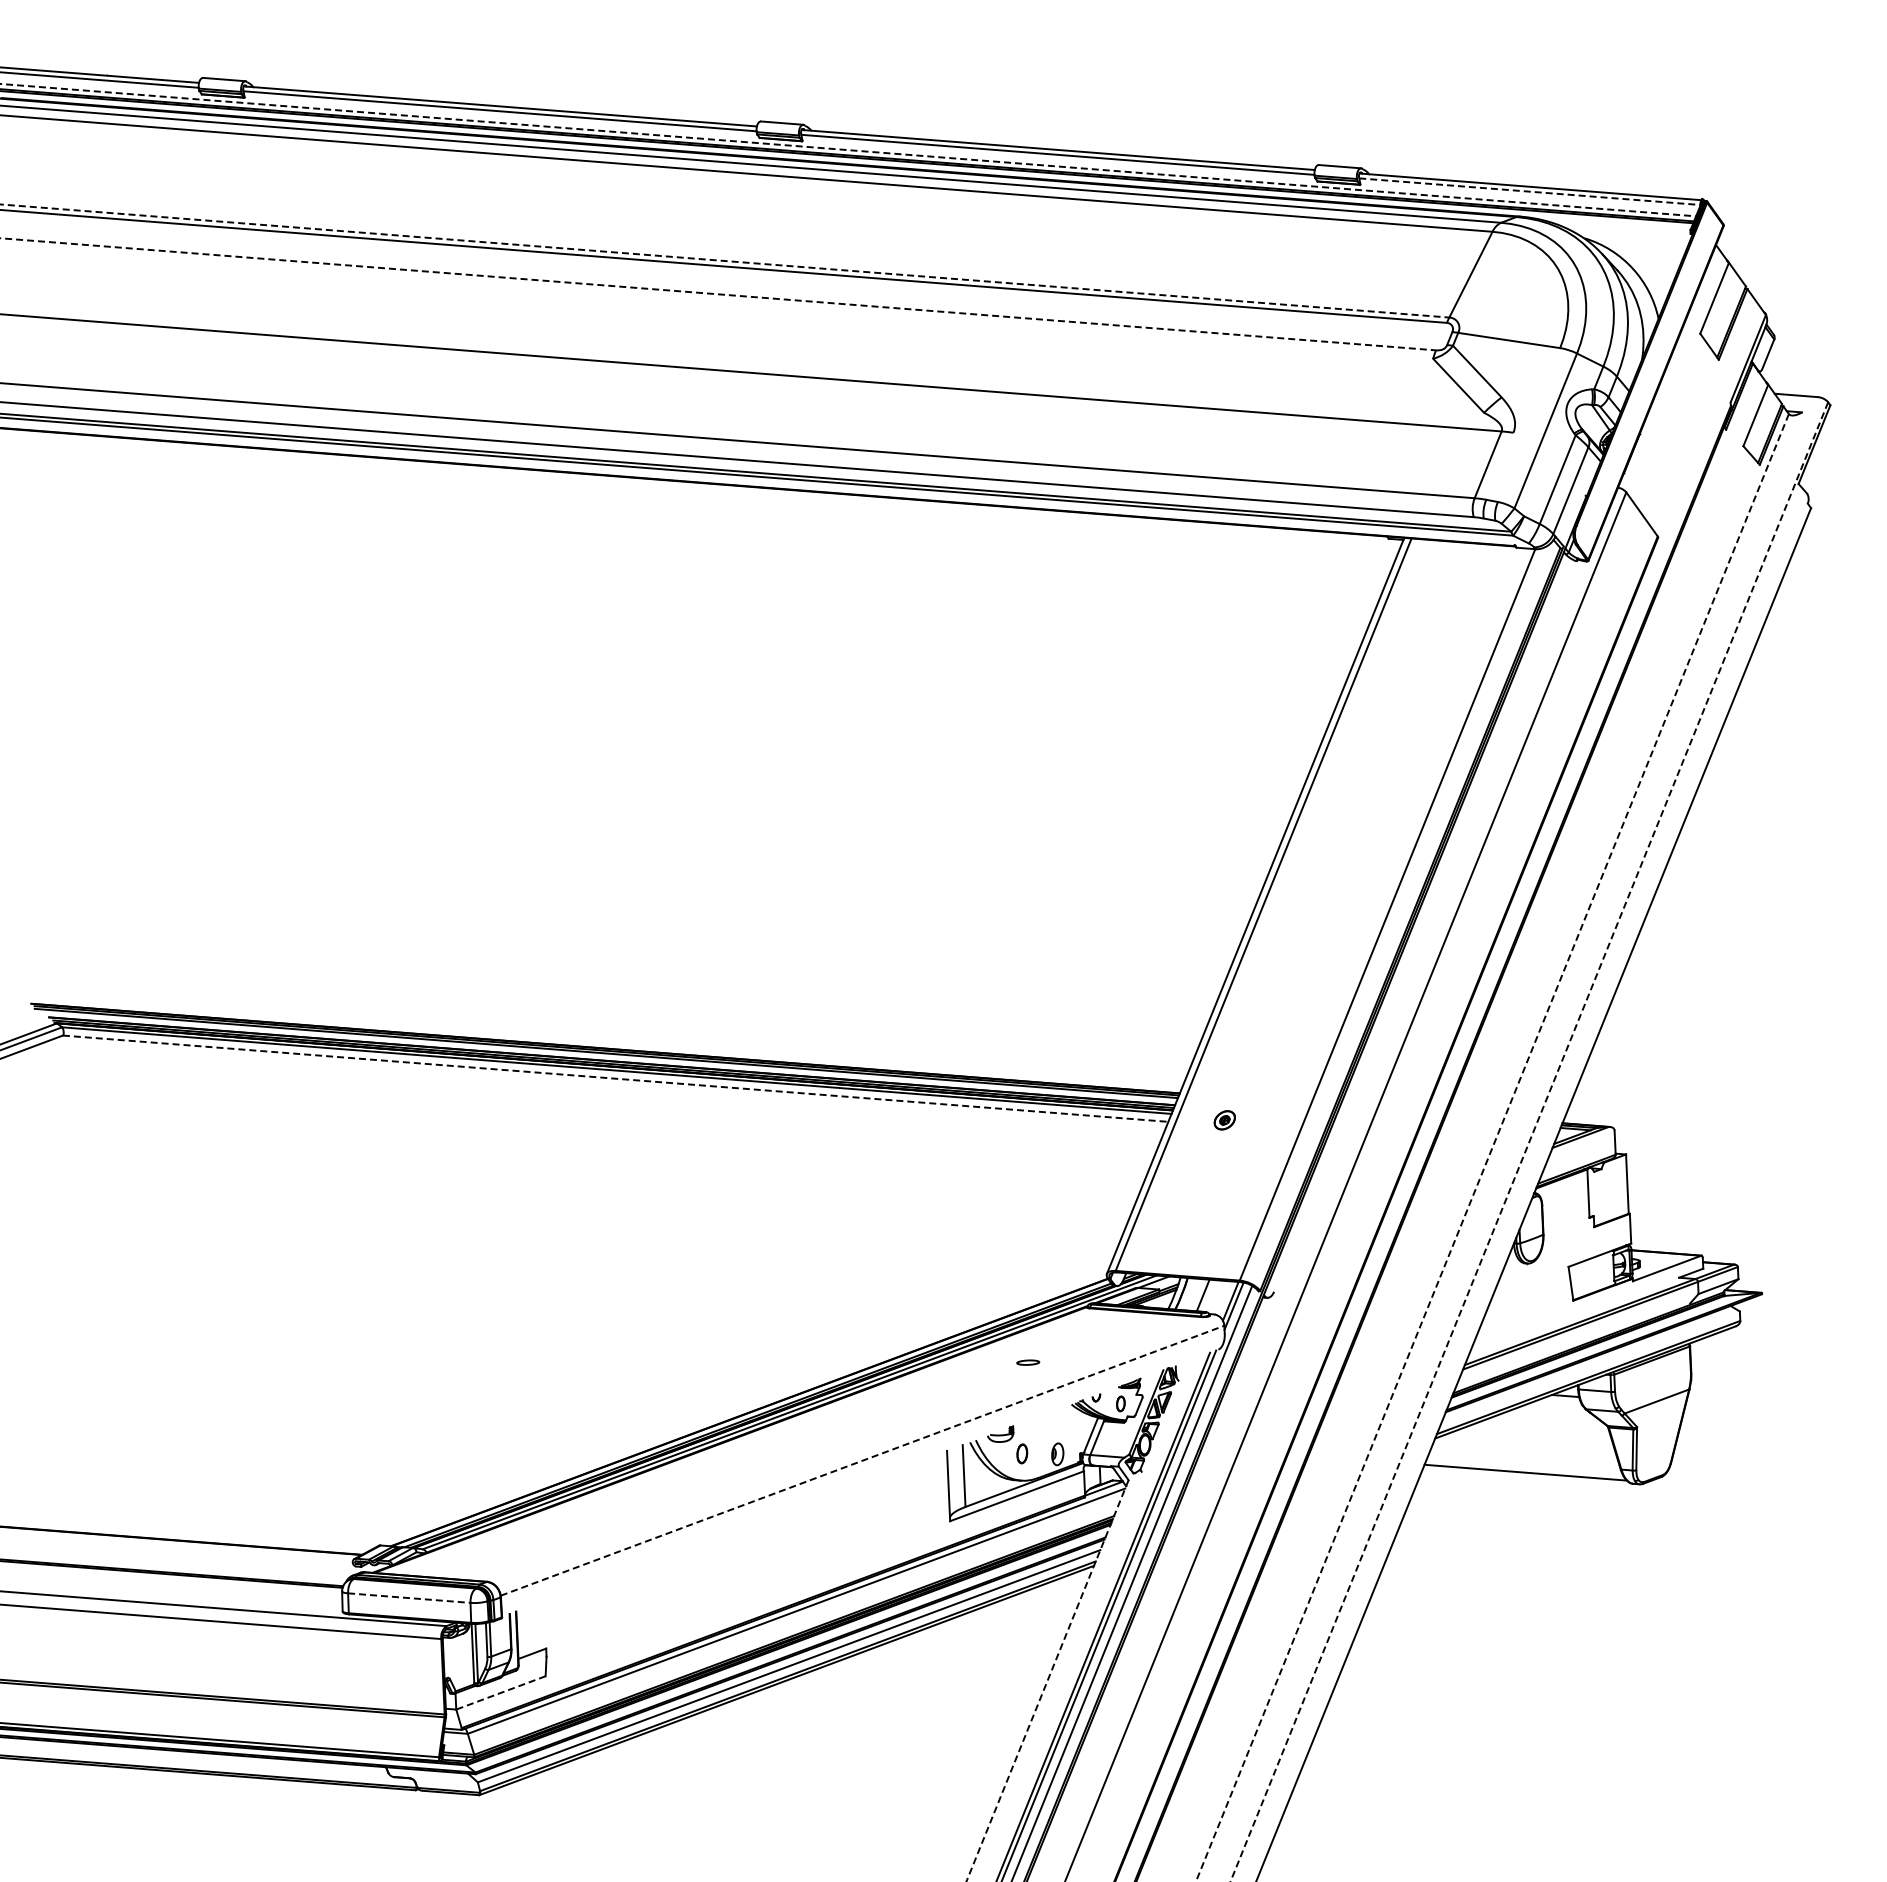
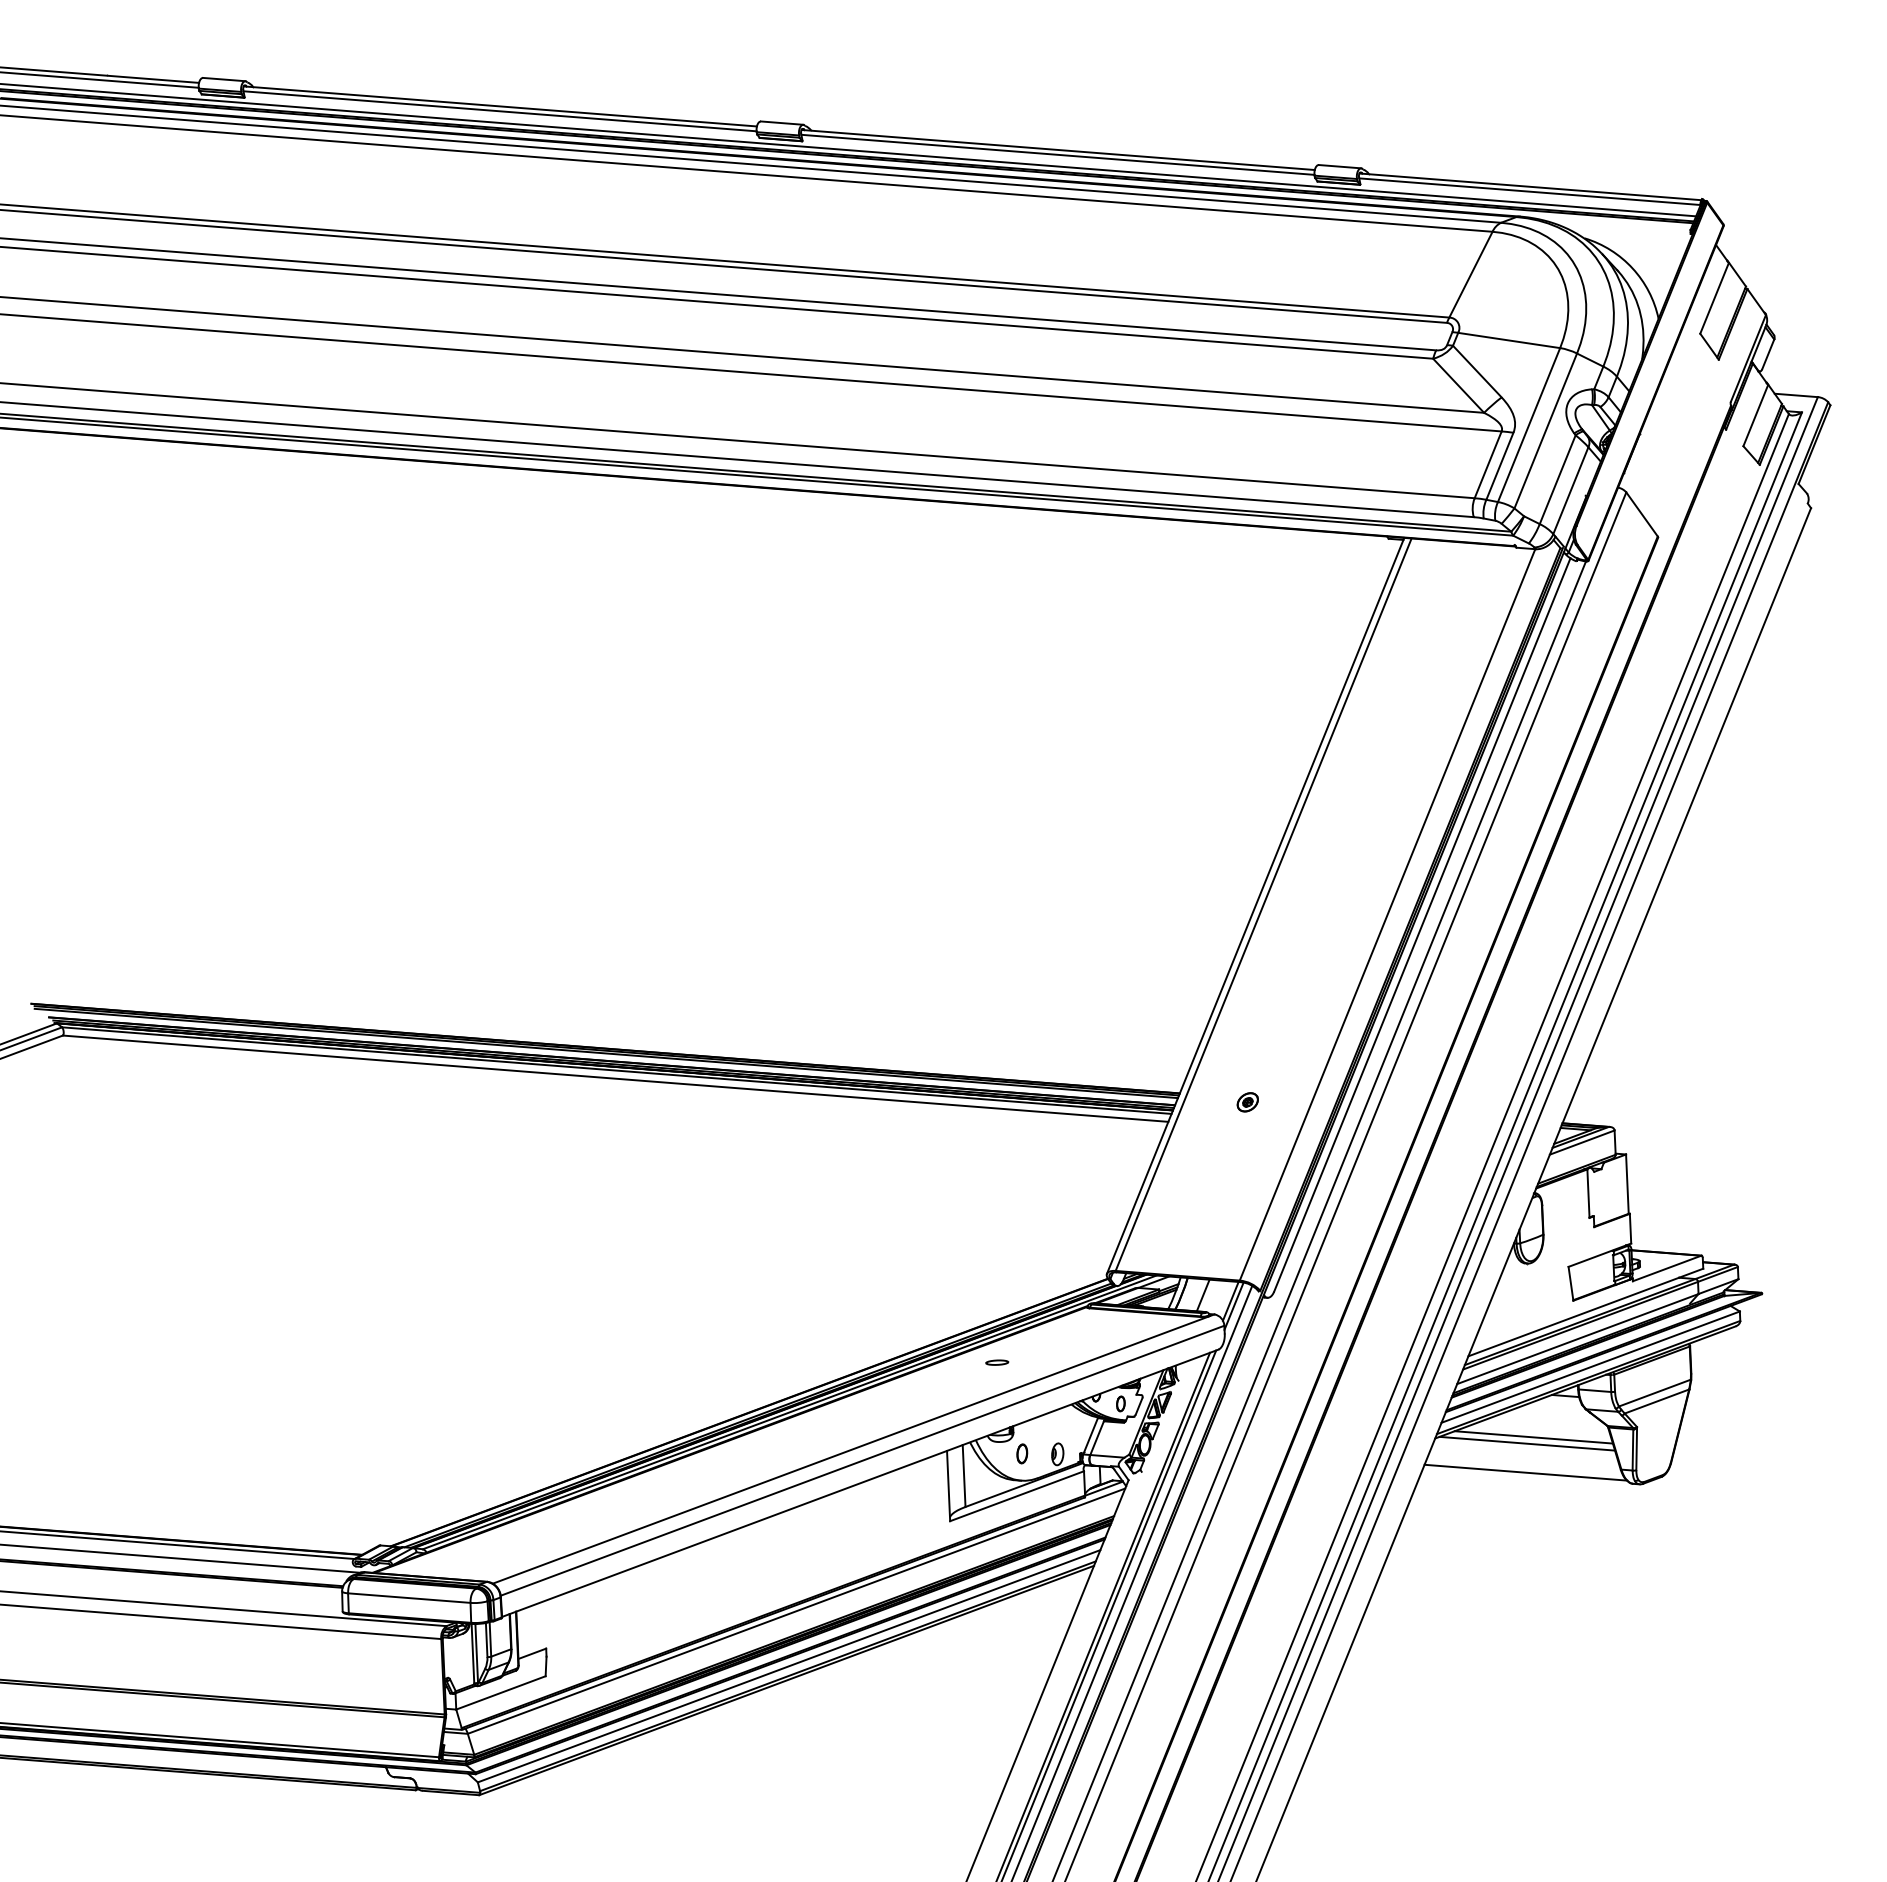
line: dashed -> solid (848, 150)
line: dashed -> solid (1530, 191)
line: dashed -> solid (725, 261)
line: dashed -> solid (718, 294)
line: none -> present (717, 302)
line: none -> present (743, 354)
line: none -> present (1528, 425)
line: none -> present (1499, 465)
line: none -> present (1422, 924)
line: dashed -> solid (616, 1078)
part position: (1224, 1120) -> (1247, 1102) (1247, 1102)
line: none -> present (1518, 1137)
line: dashed -> solid (1529, 1141)
line: none -> present (1581, 1142)
line: none -> present (1505, 1145)
line: dashed -> solid (1492, 1148)
line: none -> present (1320, 1219)
line: none -> present (1573, 1316)
line: none -> present (1577, 1339)
part position: (1028, 1362) -> (997, 1362) (997, 1362)
line: none -> present (1590, 1366)
line: none -> present (1654, 1392)
line: none -> present (1533, 1437)
line: none -> present (1527, 1443)
line: none -> present (853, 1448)
line: dashed -> solid (863, 1460)
line: none -> present (860, 1482)
line: none -> present (178, 1544)
line: none -> present (181, 1558)
line: dashed -> solid (409, 1598)
line: dashed -> solid (1047, 1681)
line: dashed -> solid (500, 1692)
